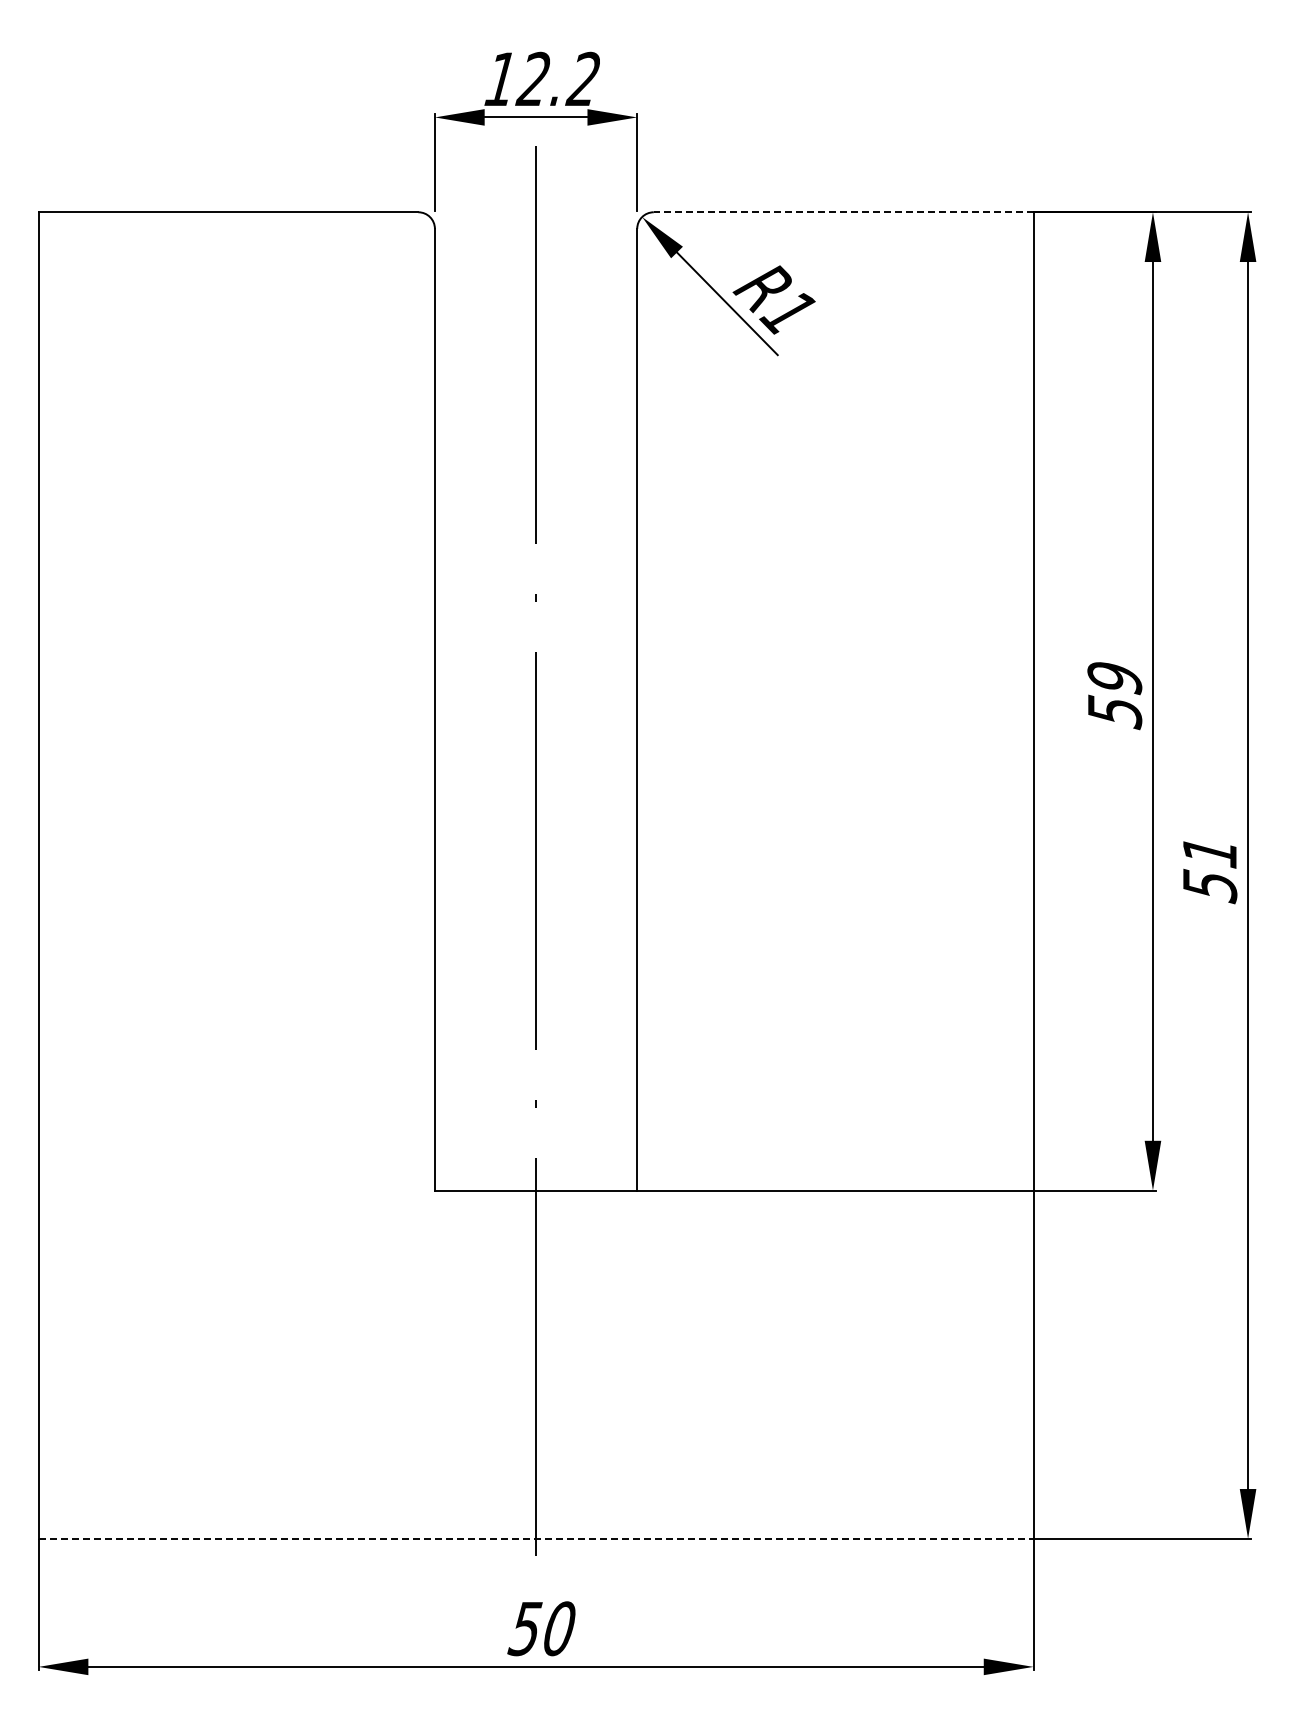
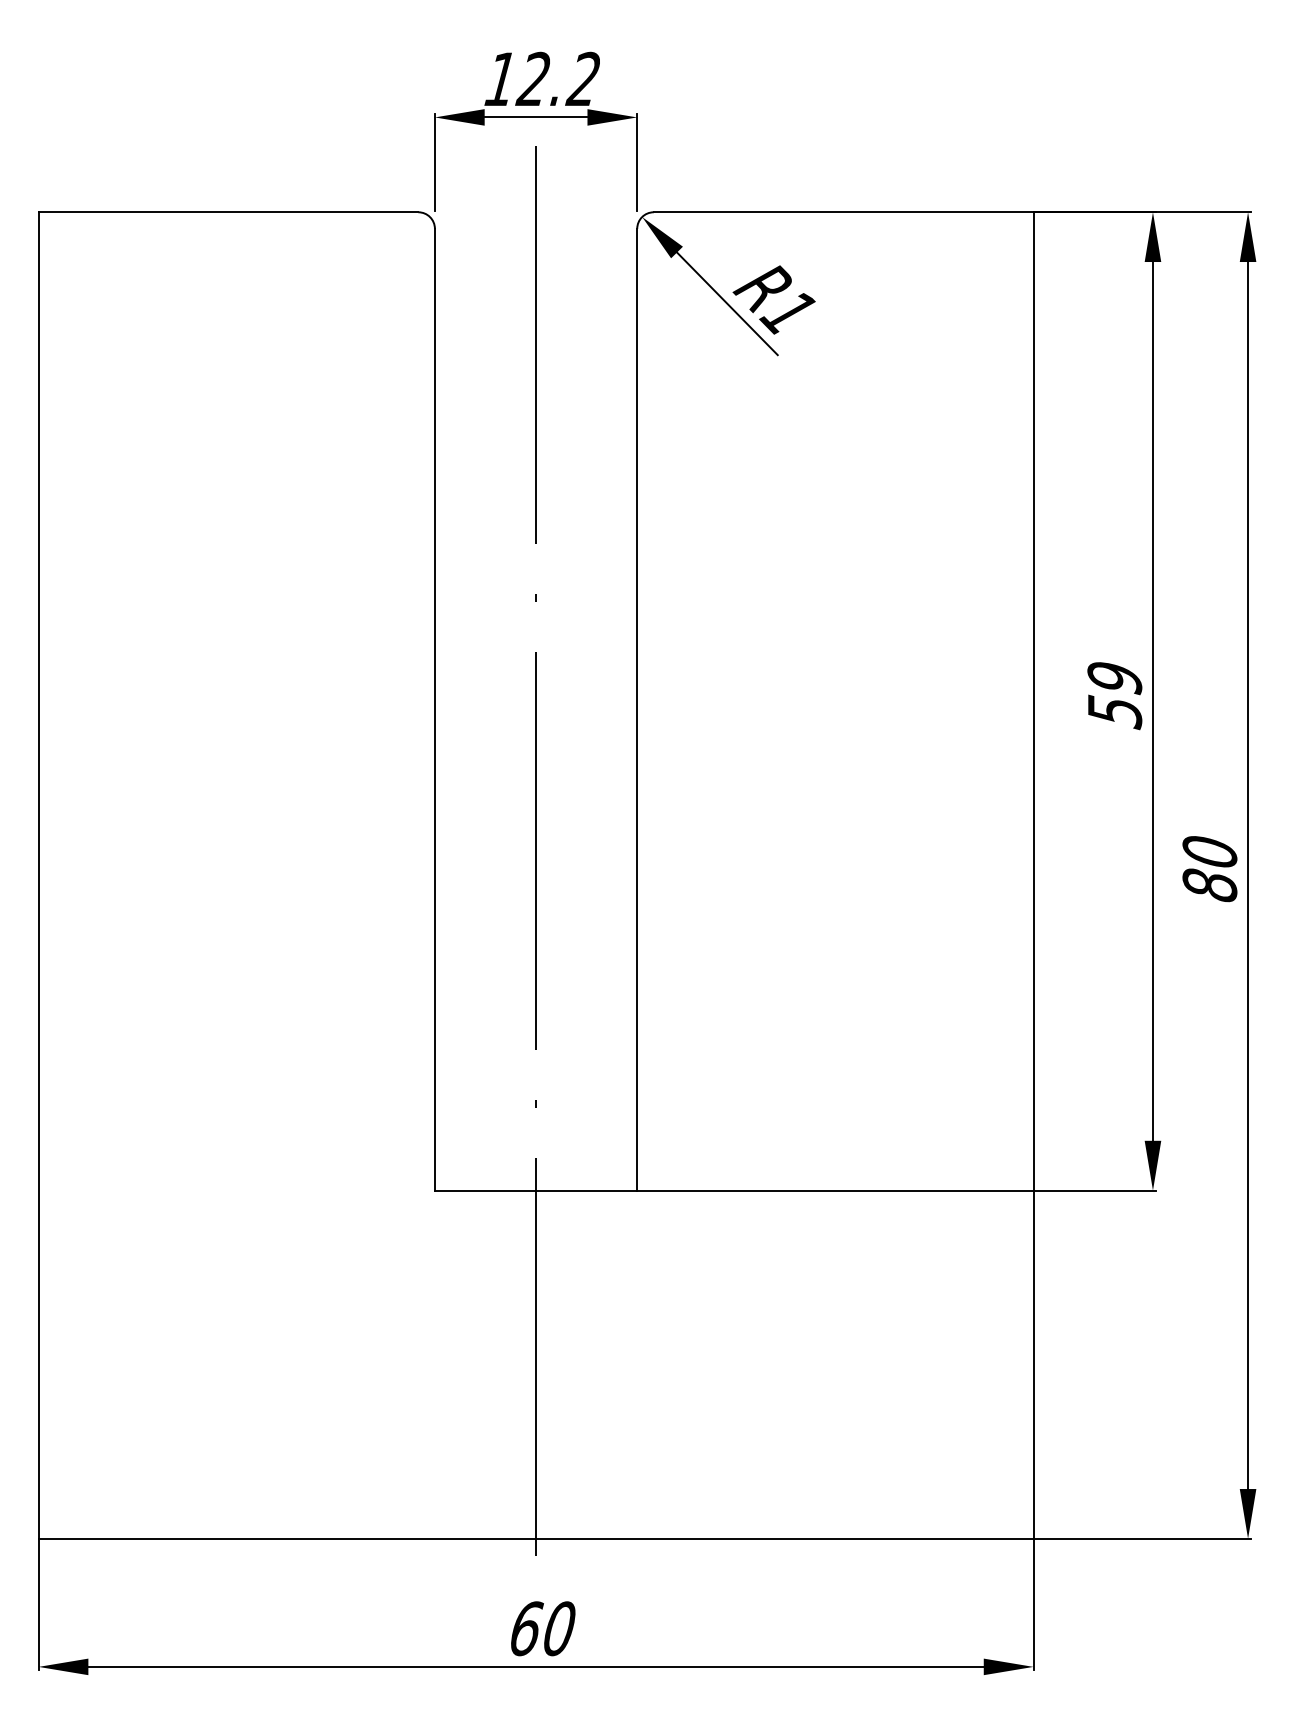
line: dashed -> solid (843, 212)
text: 51 -> 80 (1209, 870)
line: dashed -> solid (536, 1538)
text: 50 -> 60 (525, 1628)
